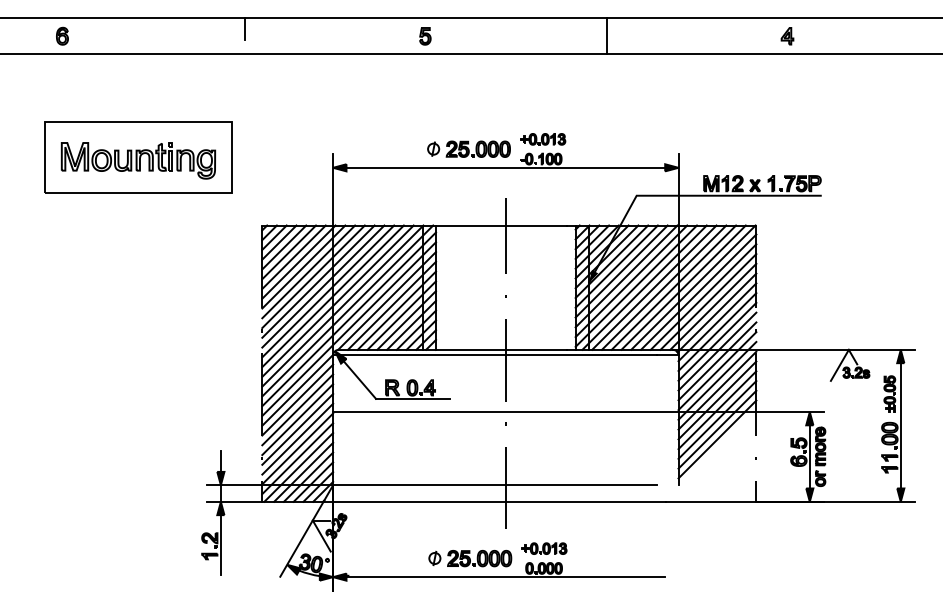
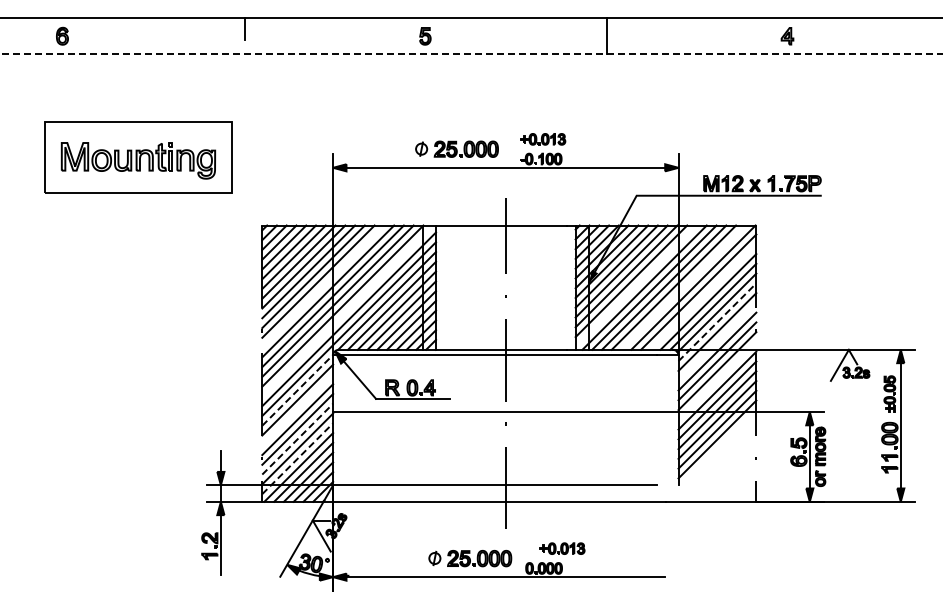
line: solid -> dashed (471, 54)
part position: (468, 148) -> (456, 148) (456, 148)
line: present -> none (635, 285)
line: present -> none (323, 286)
line: present -> none (683, 287)
line: present -> none (703, 296)
line: present -> none (347, 310)
line: solid -> dashed (717, 321)
line: present -> none (717, 341)
line: present -> none (717, 380)
line: solid -> dashed (298, 389)
line: present -> none (297, 409)
line: solid -> dashed (298, 438)
line: solid -> dashed (298, 458)
part position: (544, 548) -> (562, 548) (562, 548)
